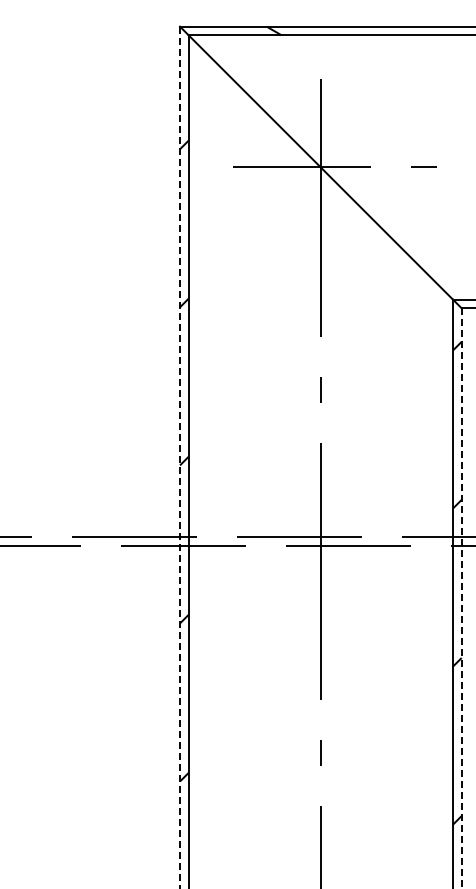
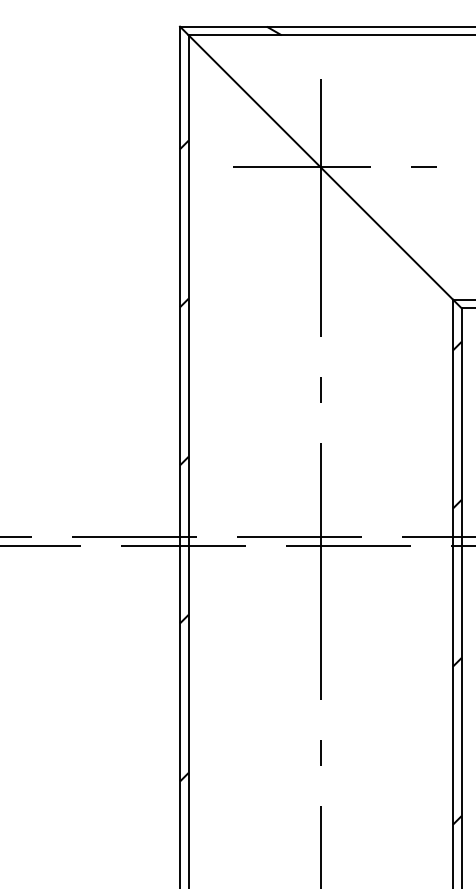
line: dashed -> solid (180, 458)
line: dashed -> solid (461, 598)
